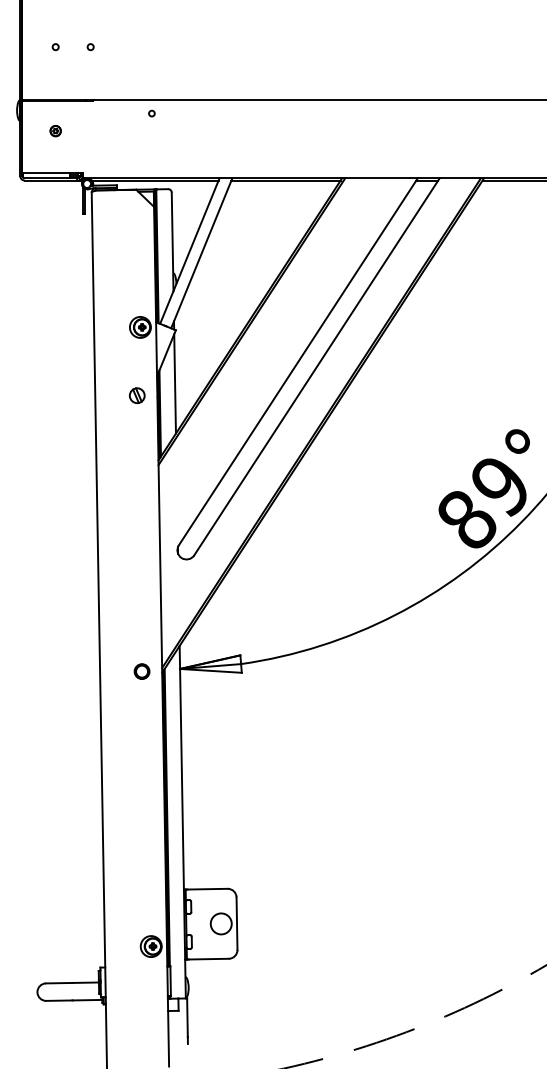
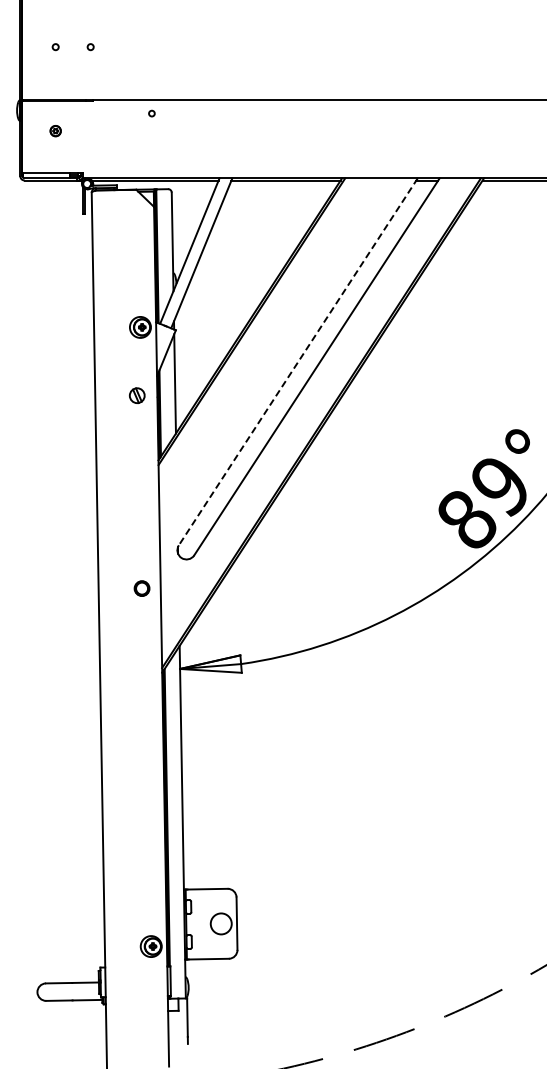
line: solid -> dashed (298, 361)
part position: (141, 671) -> (141, 588) (141, 588)
